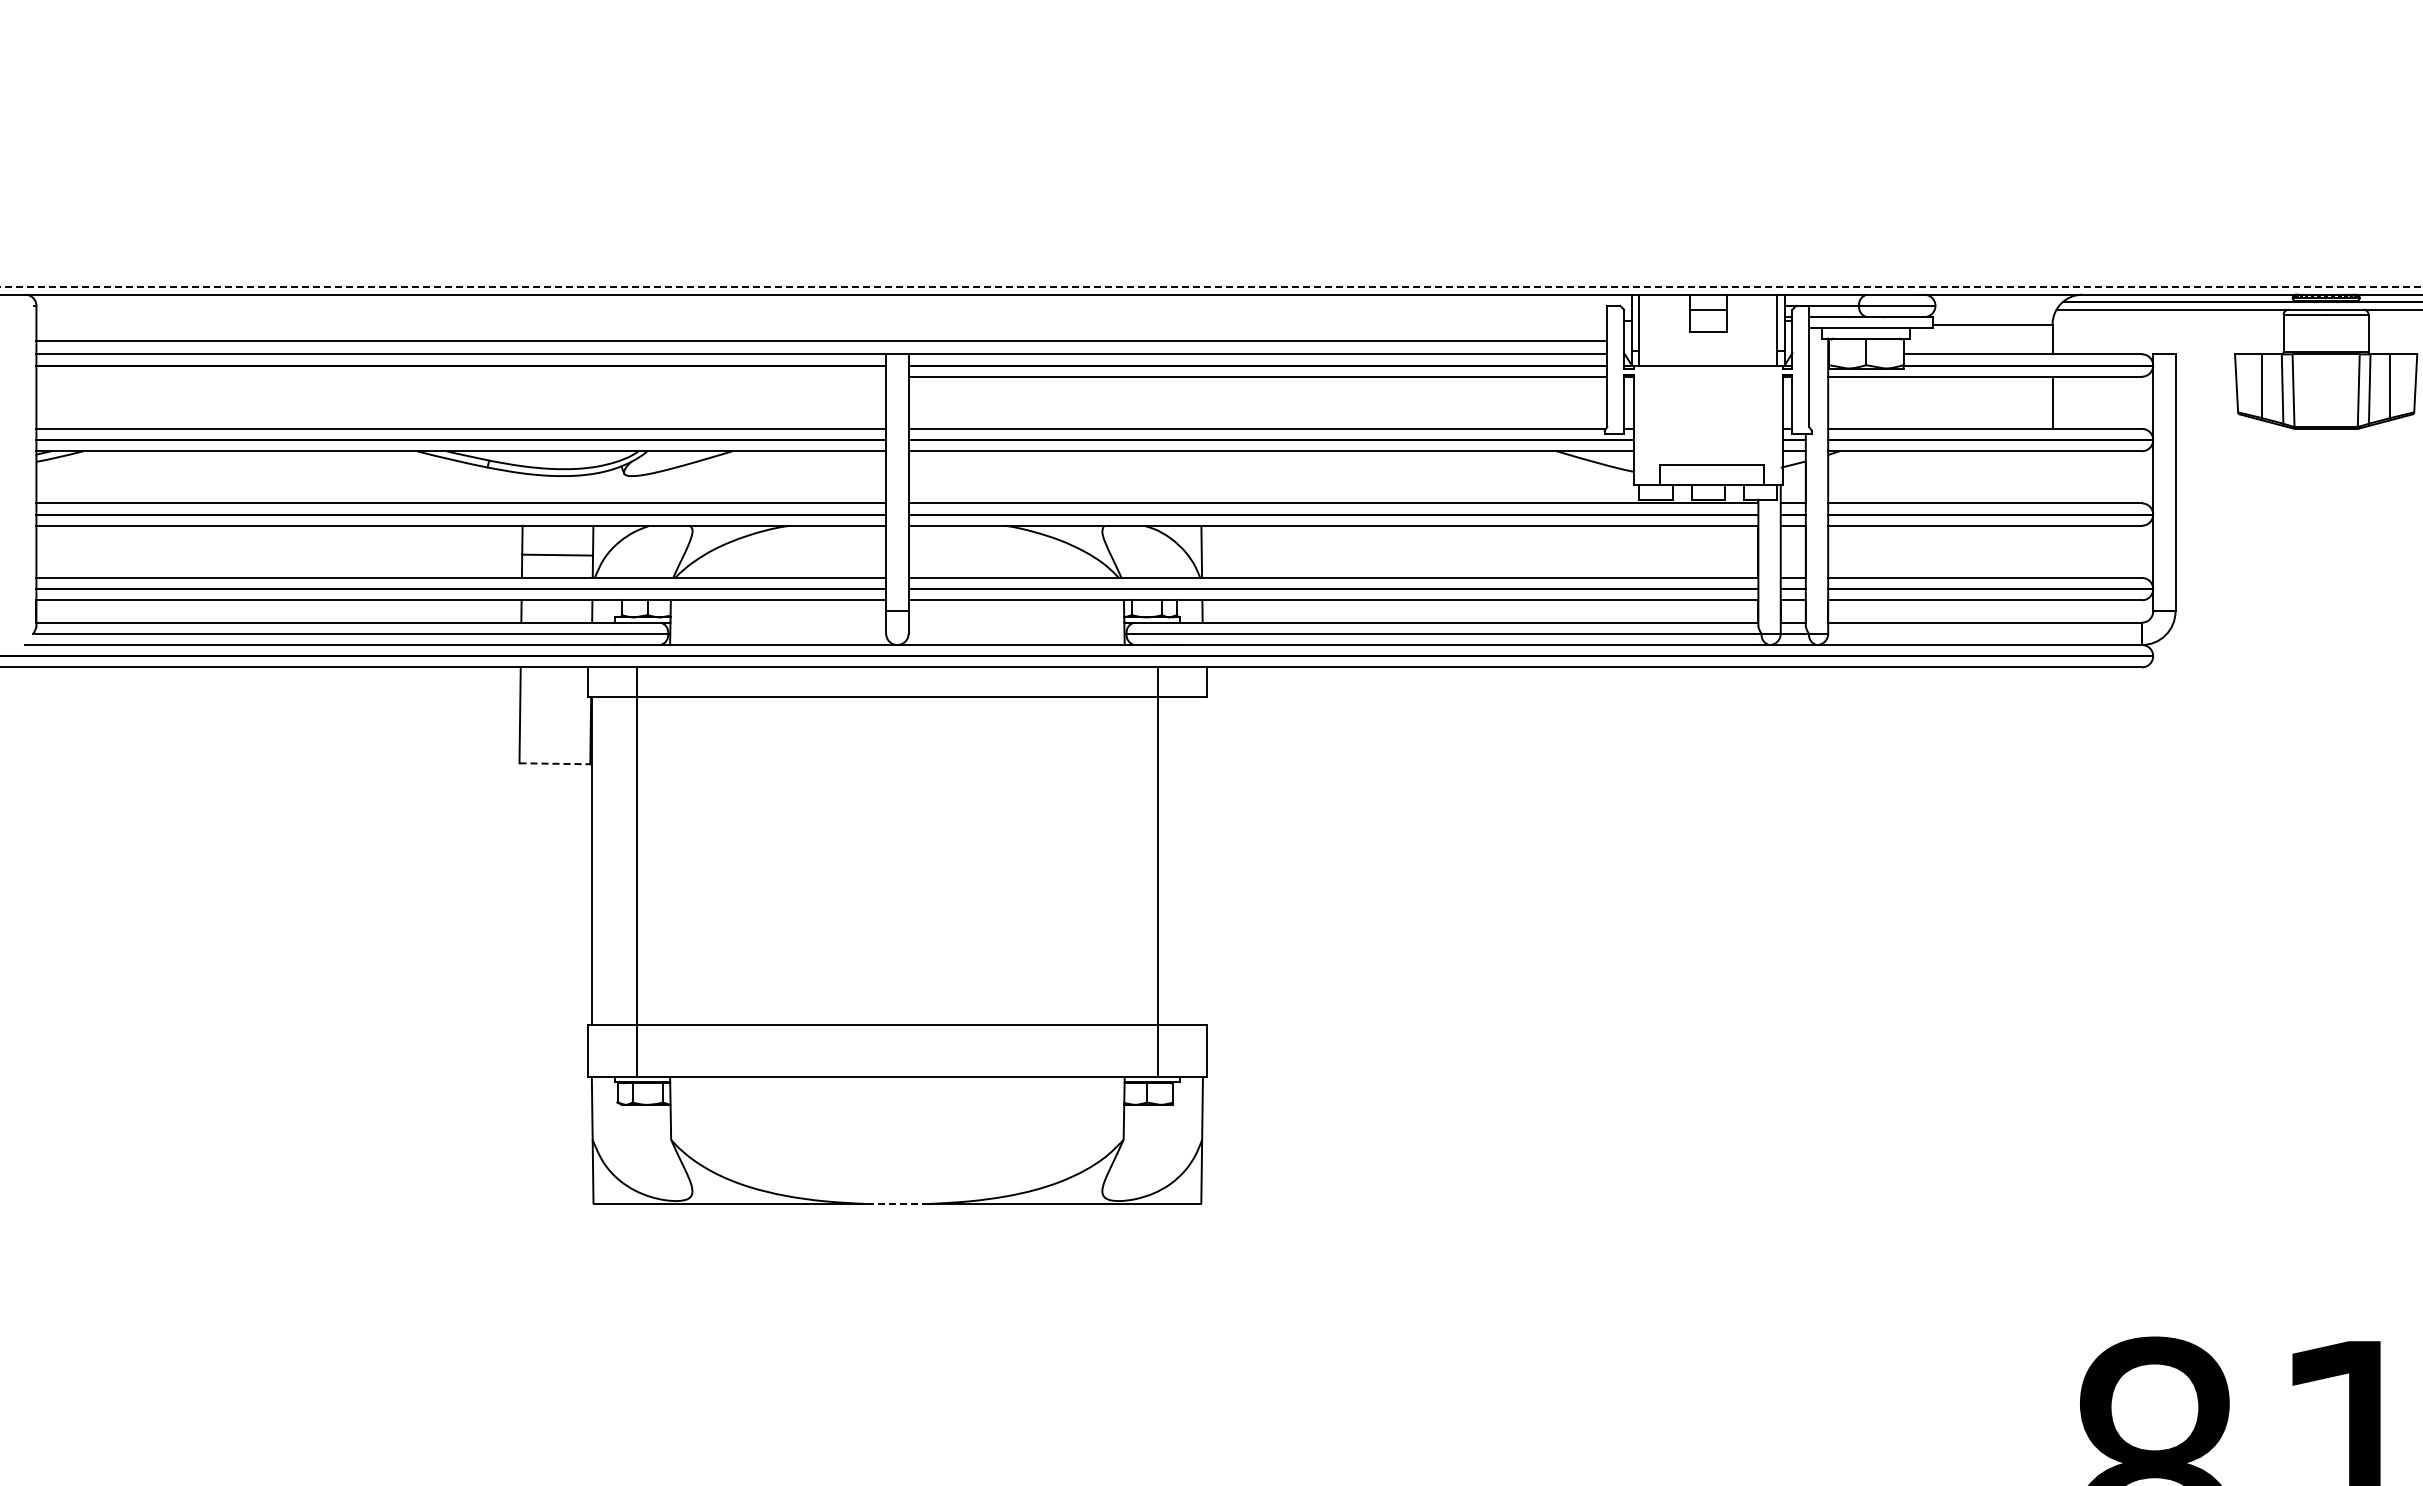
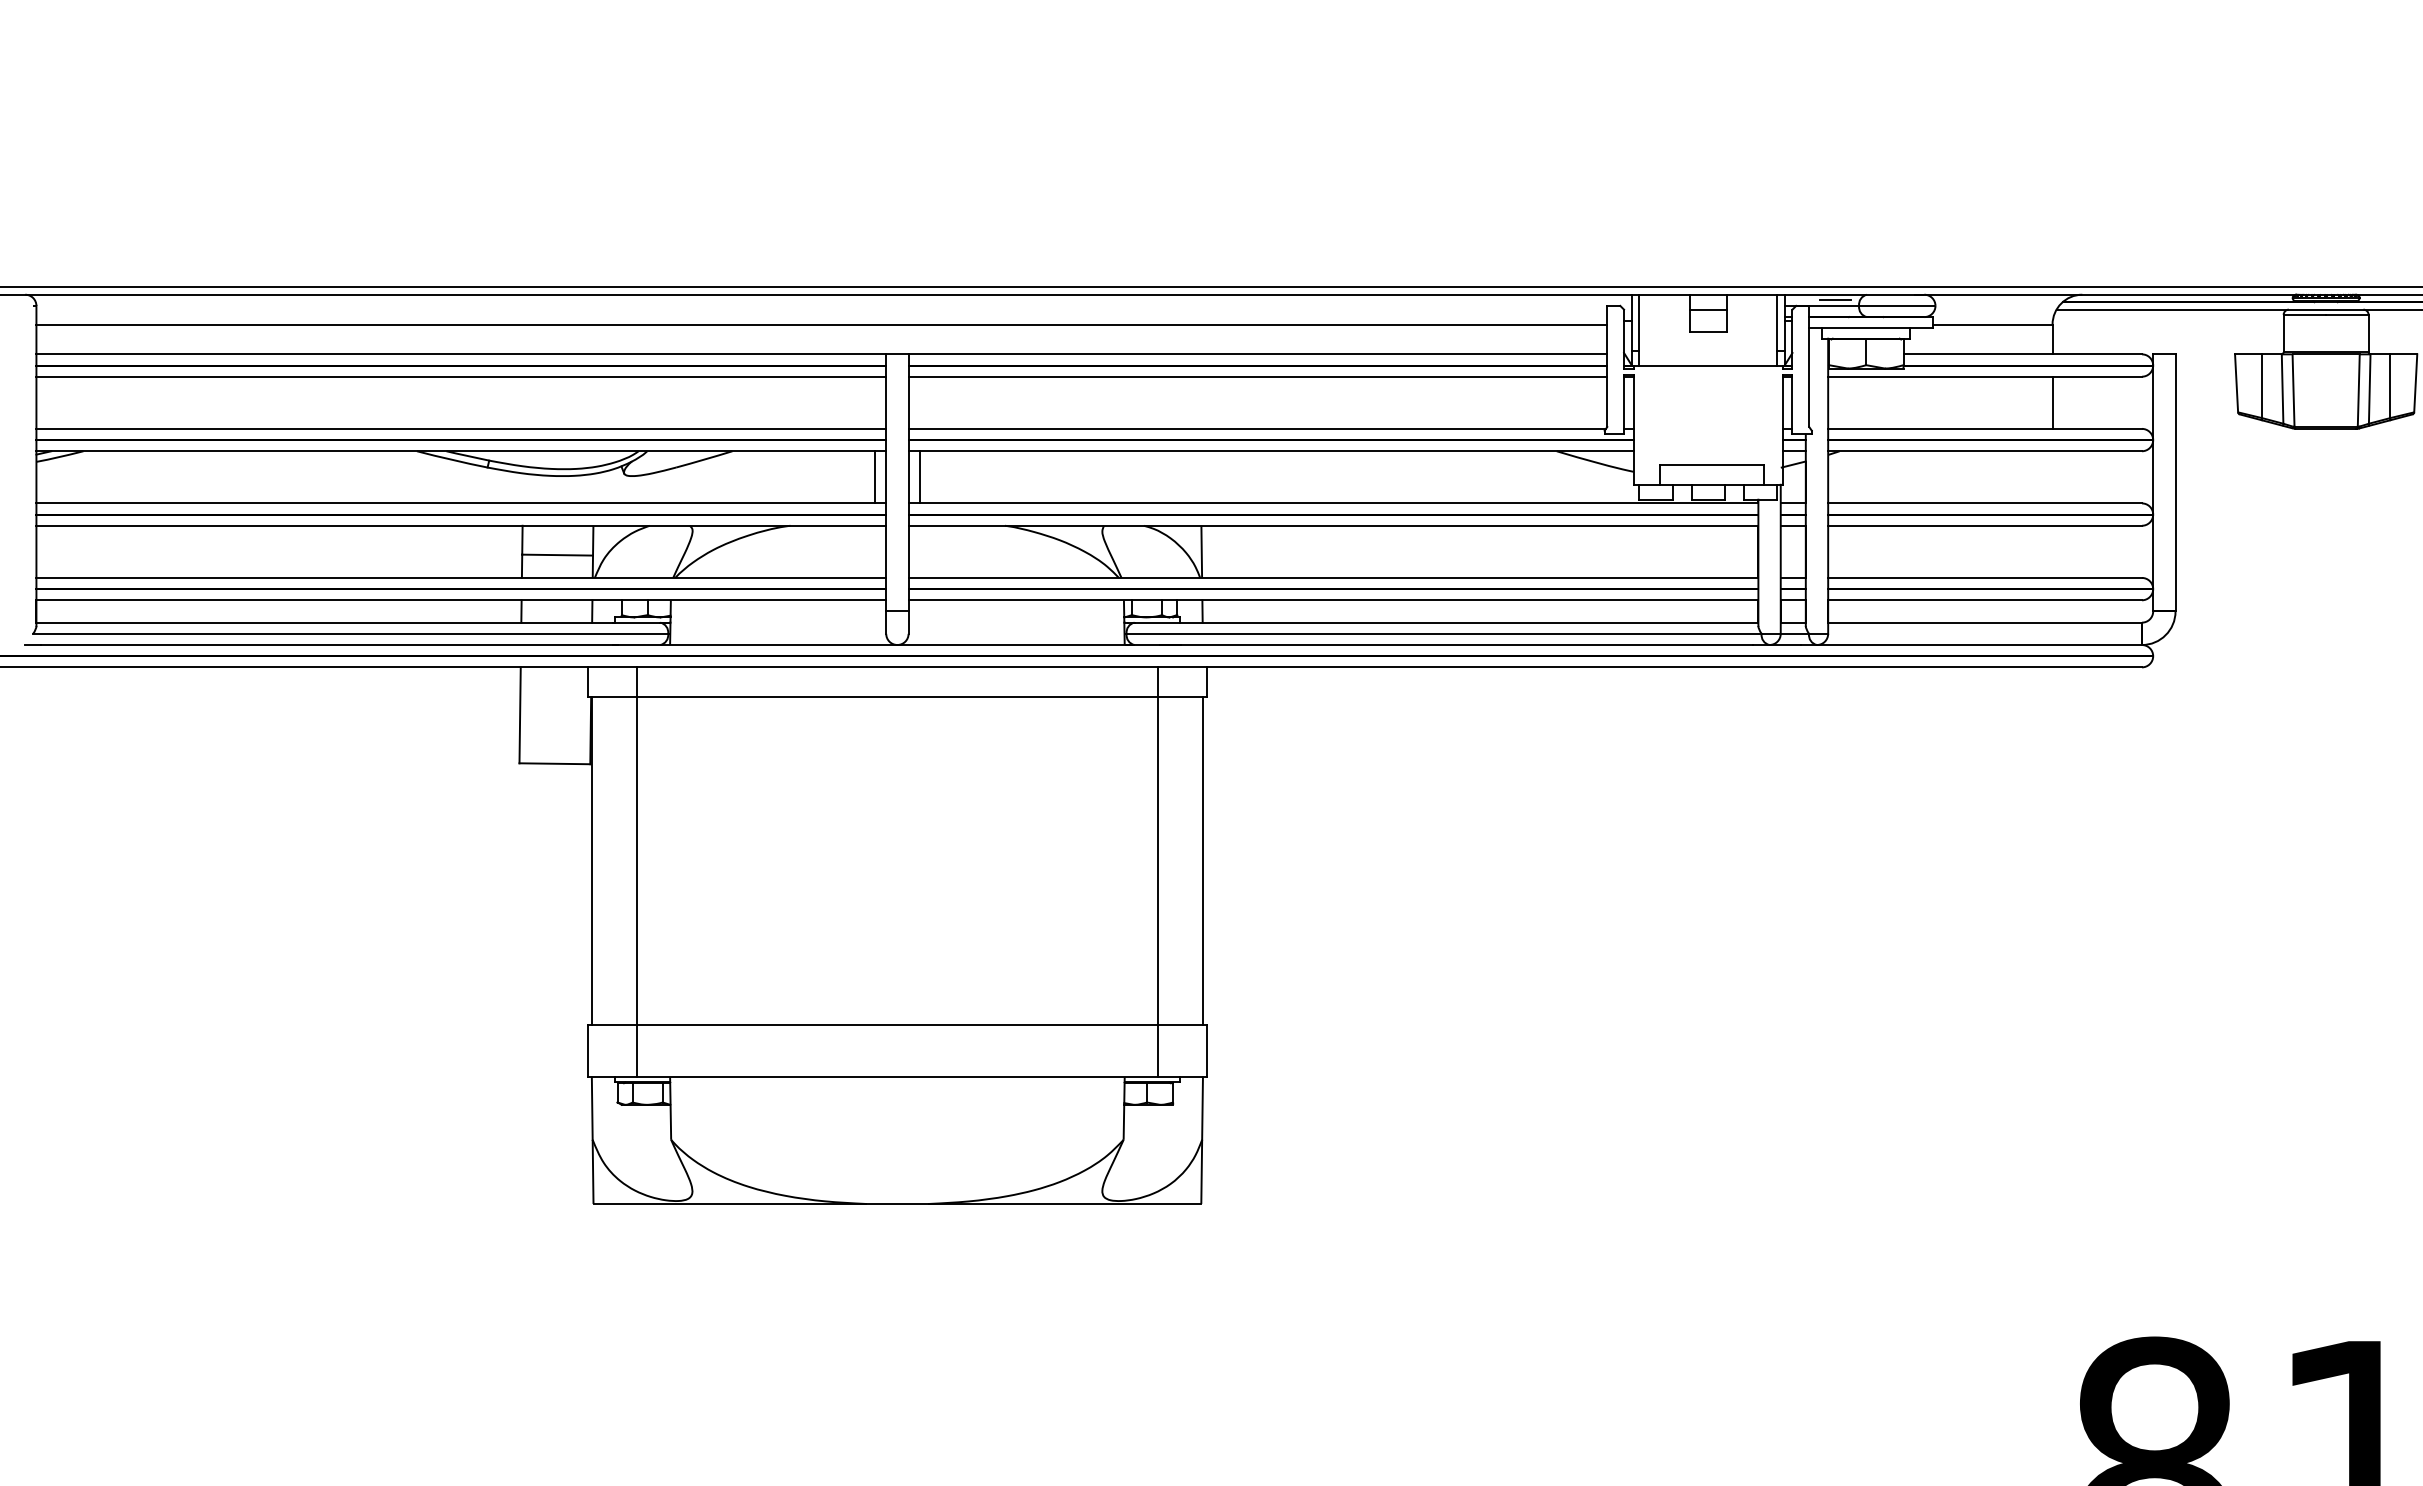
line: dashed -> solid (1212, 287)
line: none -> present (1835, 300)
line position: (821, 340) -> (821, 324) (821, 324)
line: none -> present (461, 376)
line: none -> present (875, 477)
line: none -> present (919, 477)
line: dashed -> solid (555, 763)
line: none -> present (1202, 861)
line: dashed -> solid (897, 1203)
